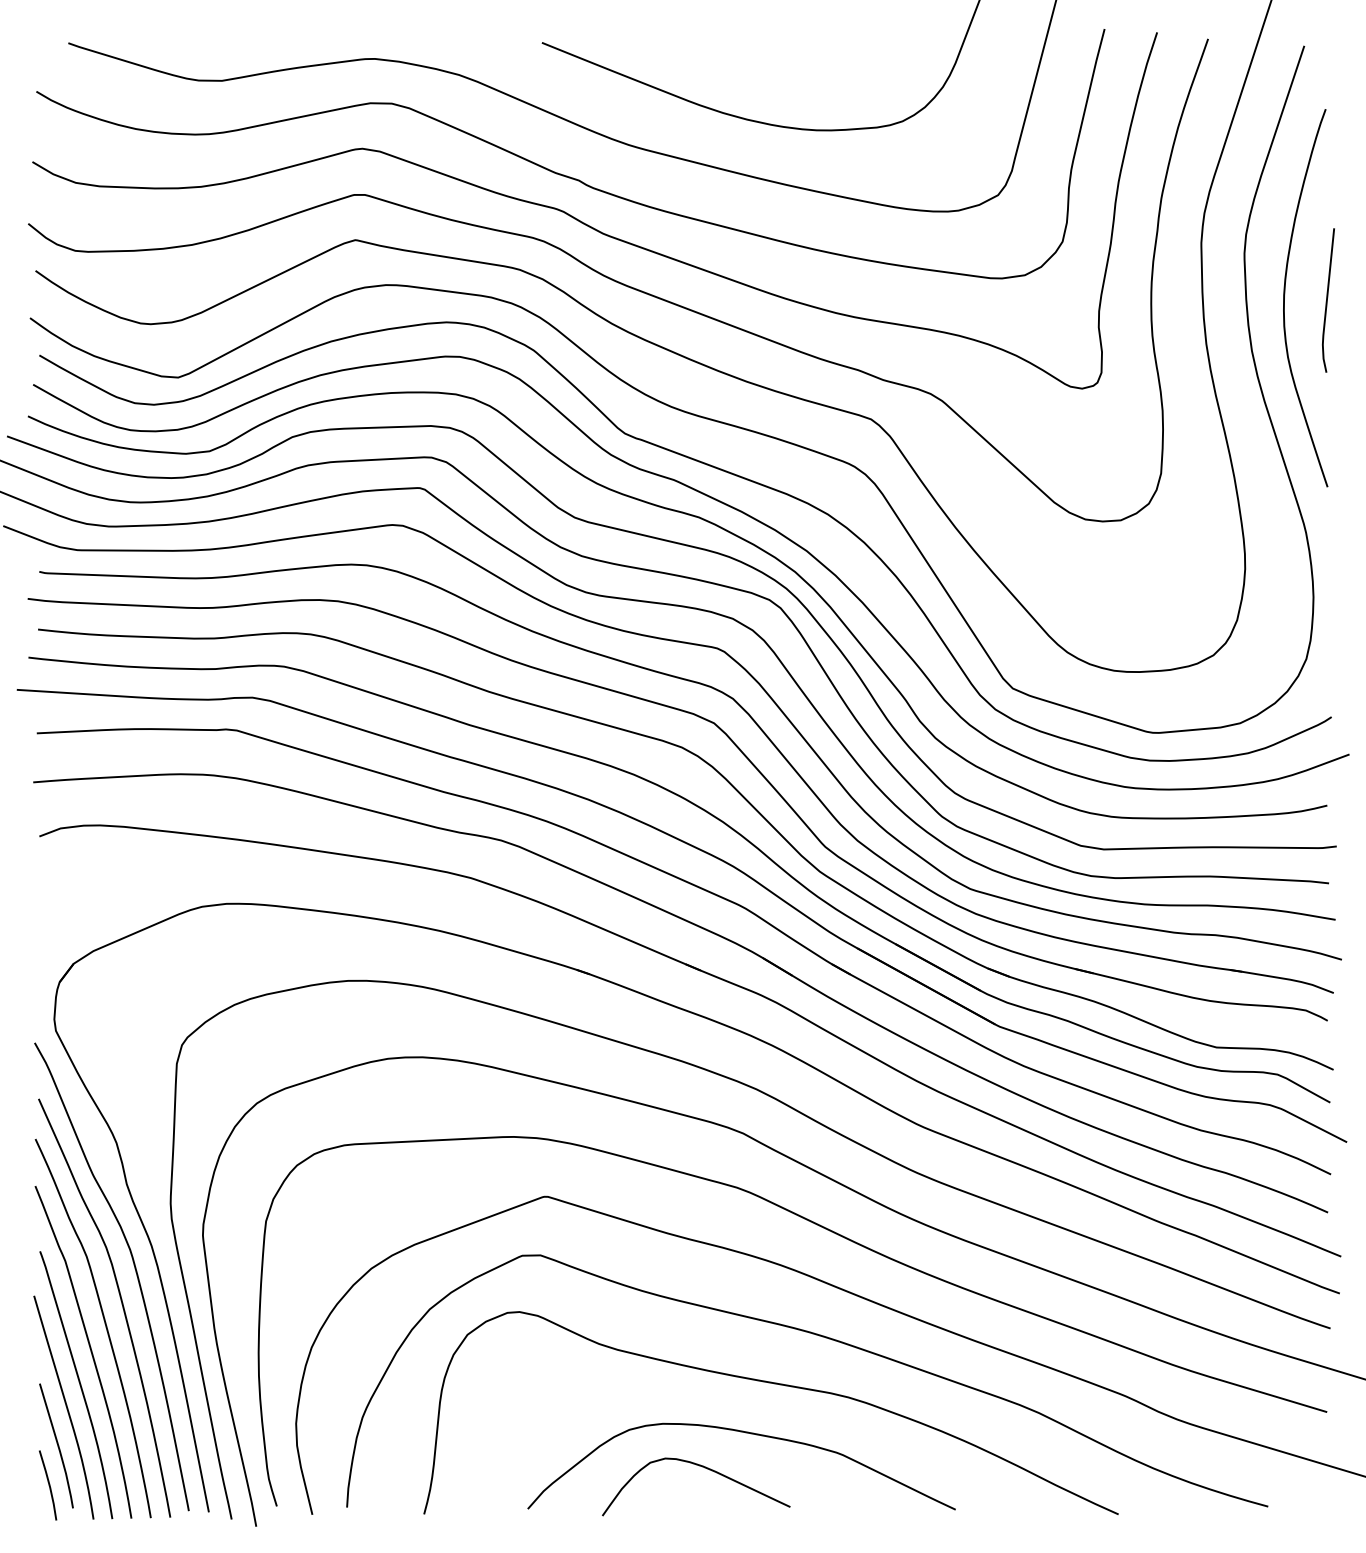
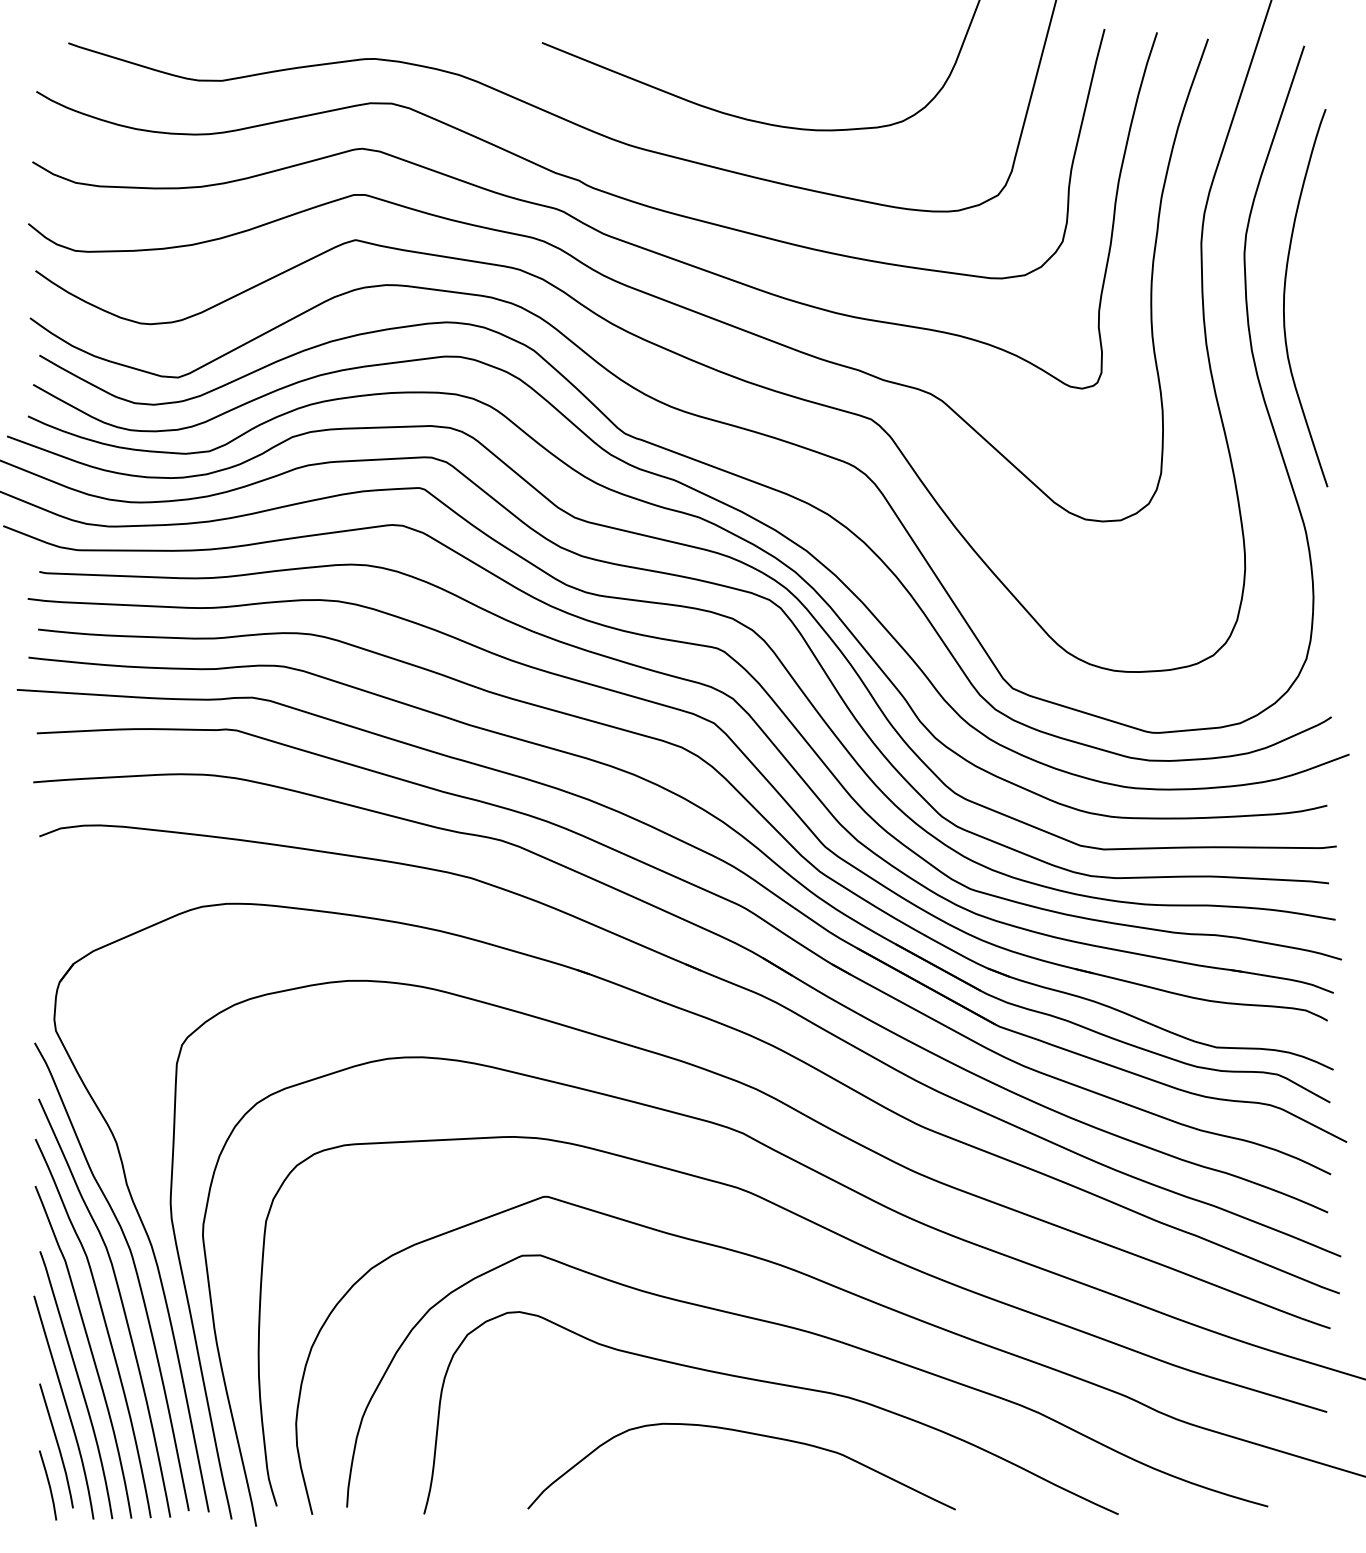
line: present -> none (1327, 300)
curve: present -> none (704, 1468)
